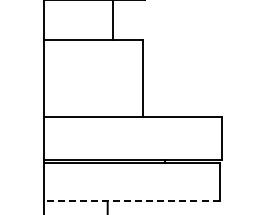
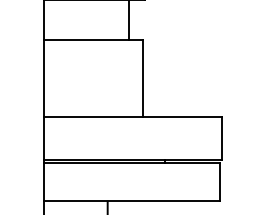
line position: (113, 21) -> (129, 21) (129, 21)
line: dashed -> solid (131, 200)
